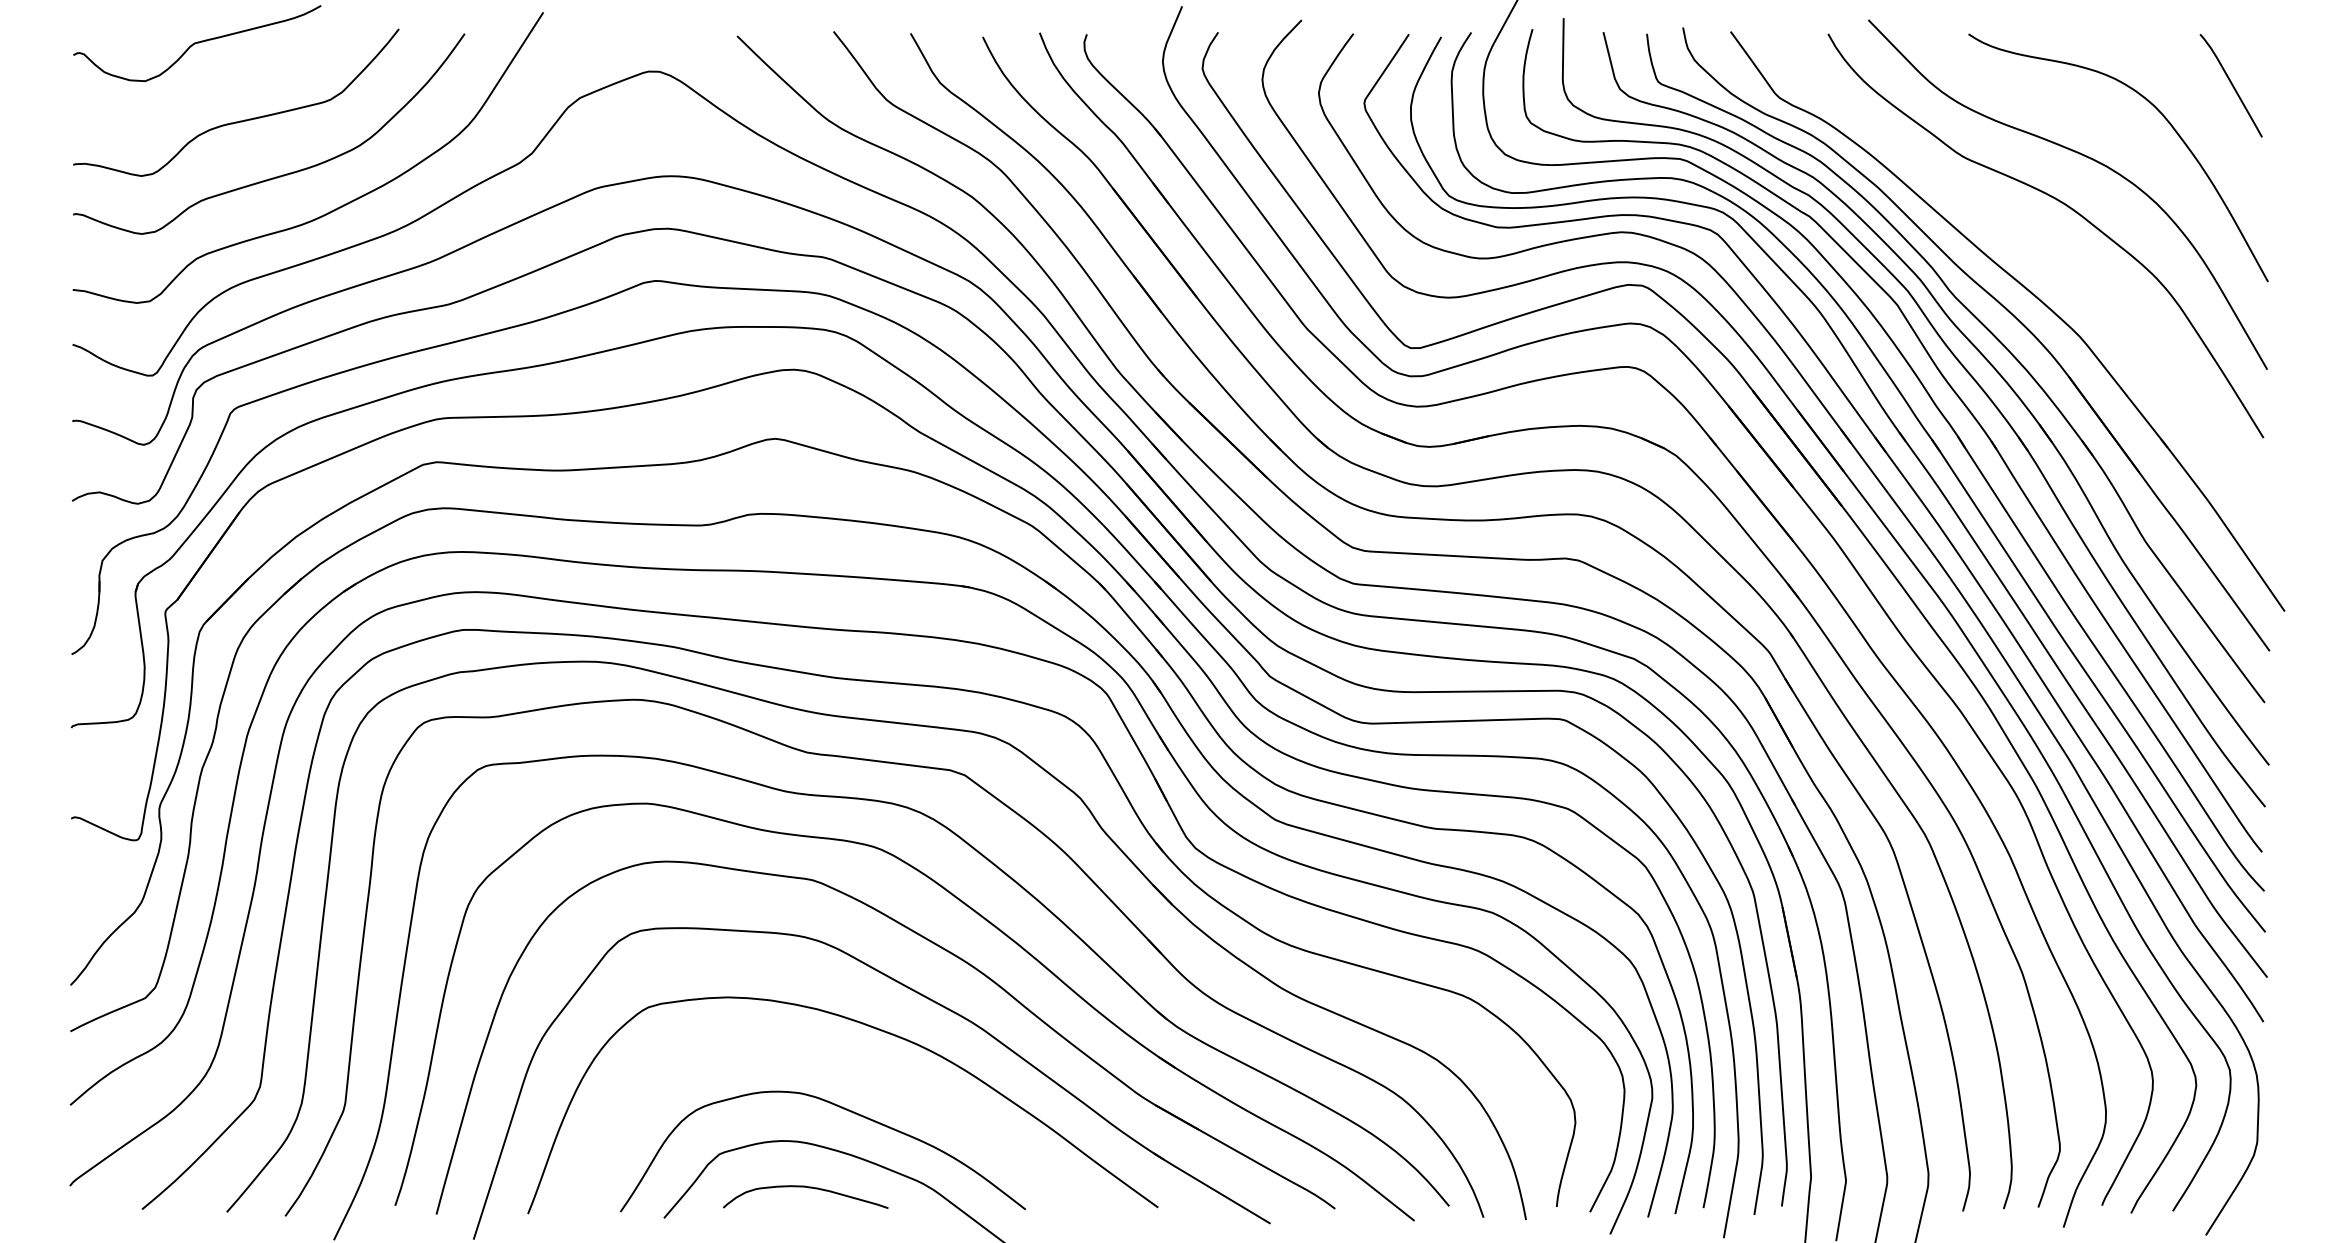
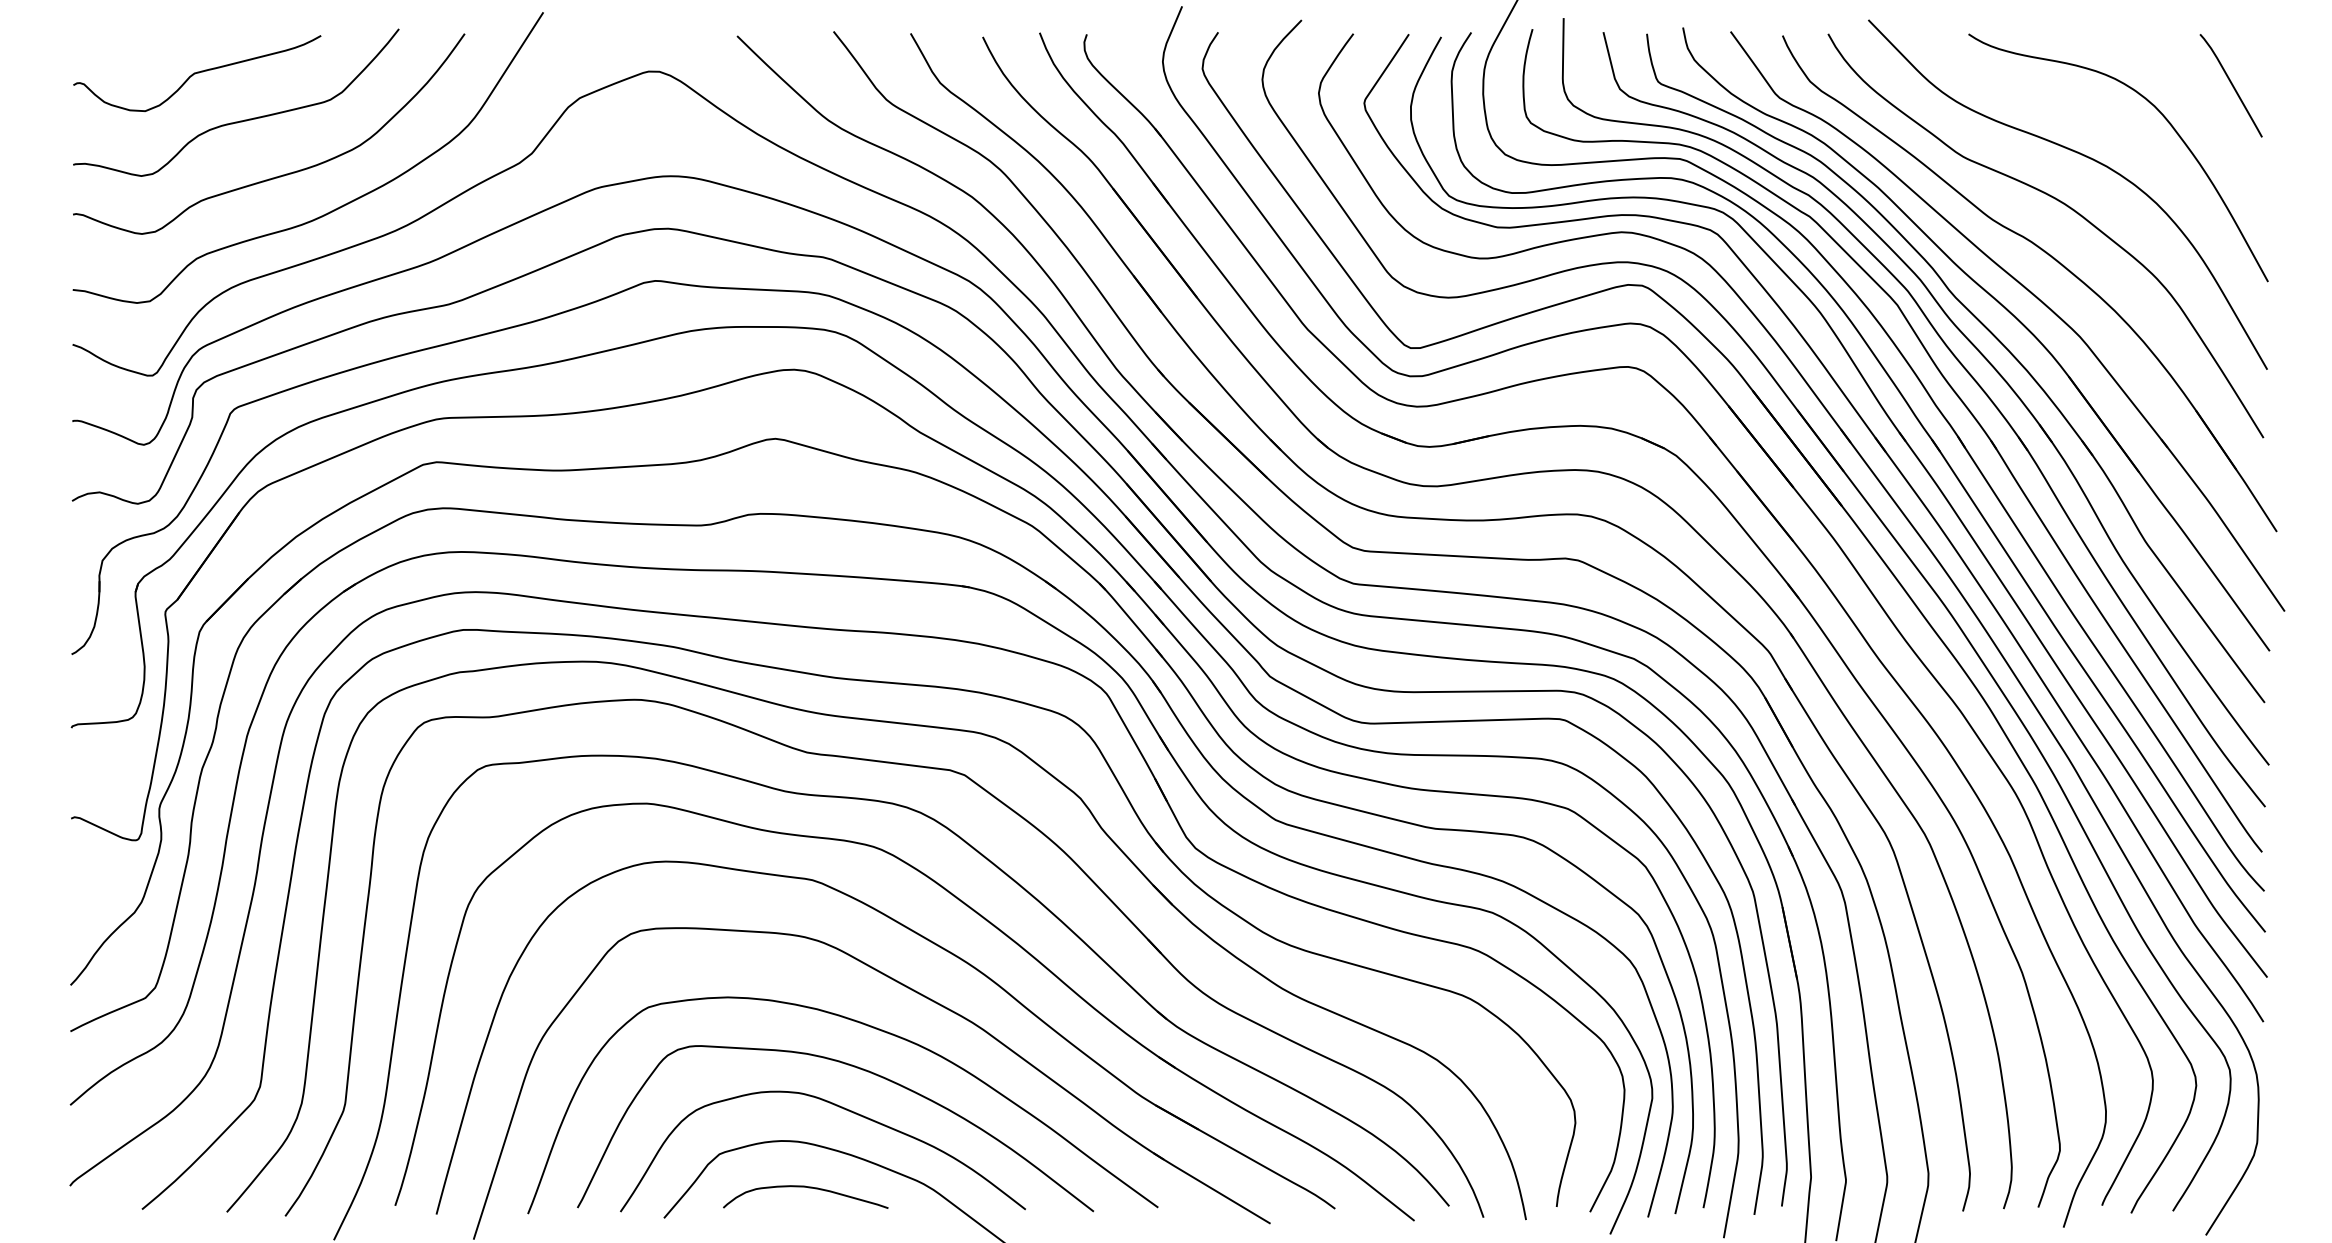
curve position: (197, 43) -> (197, 73) (197, 73)
part: none -> present (2049, 256)
curve: none -> present (856, 1068)
